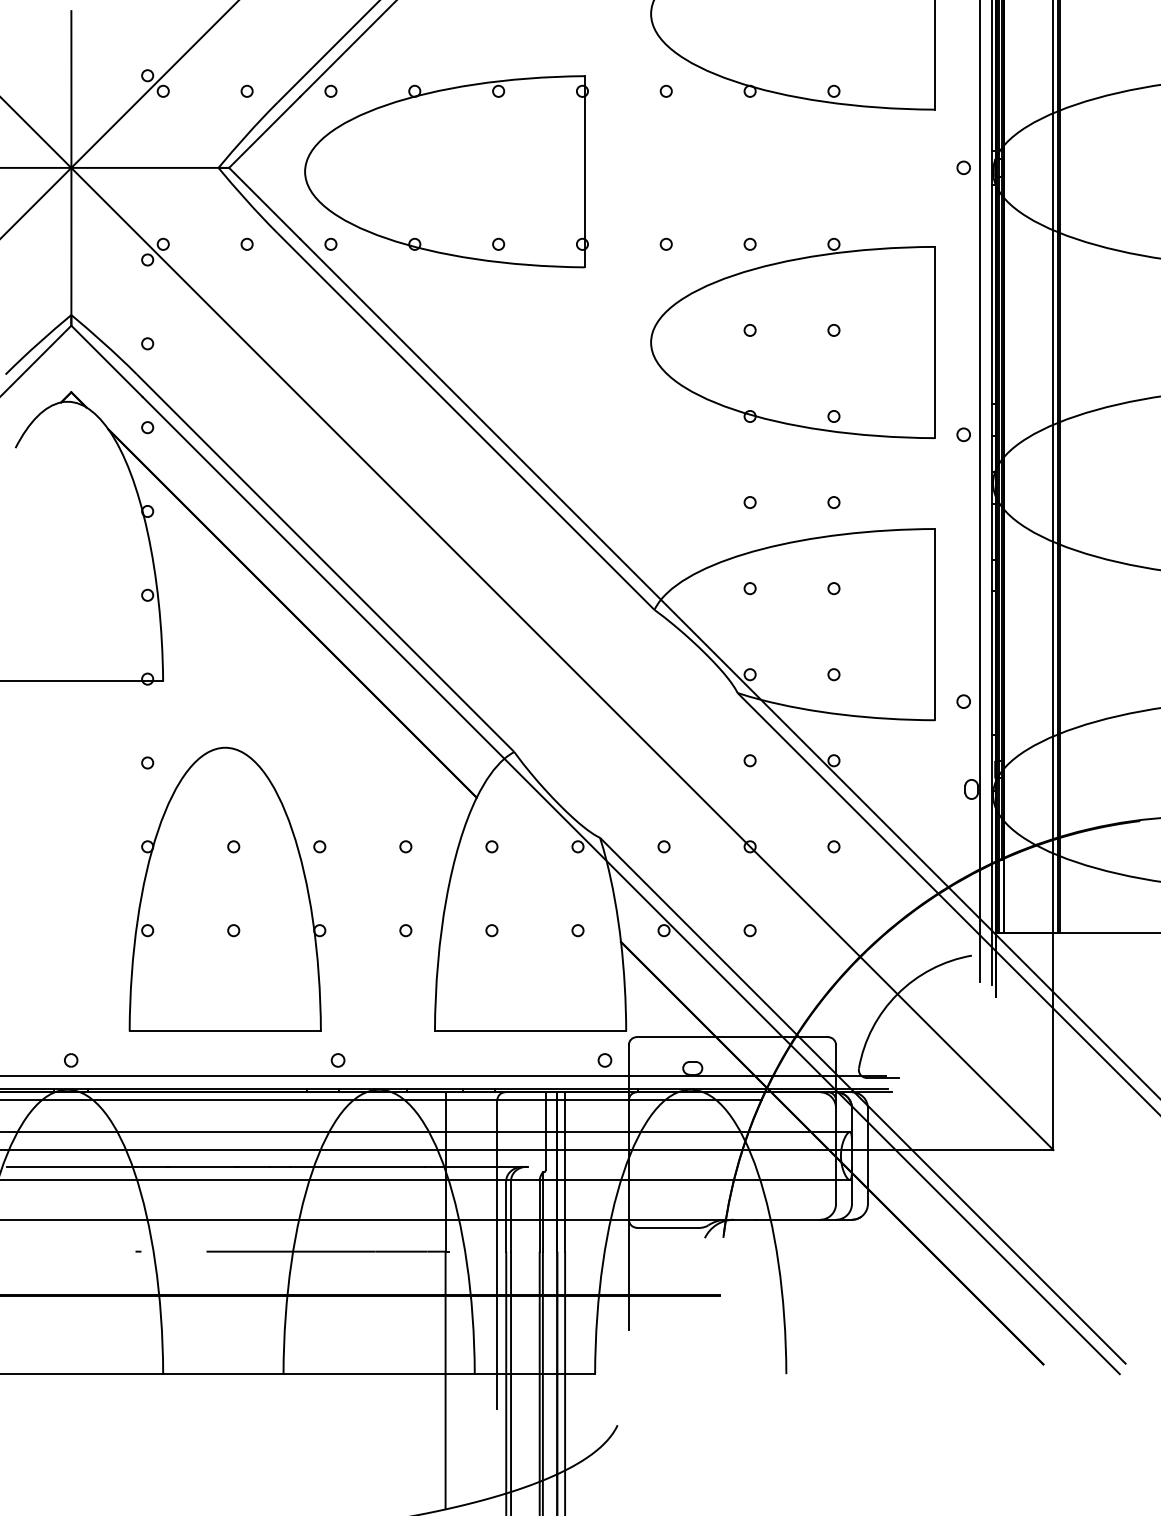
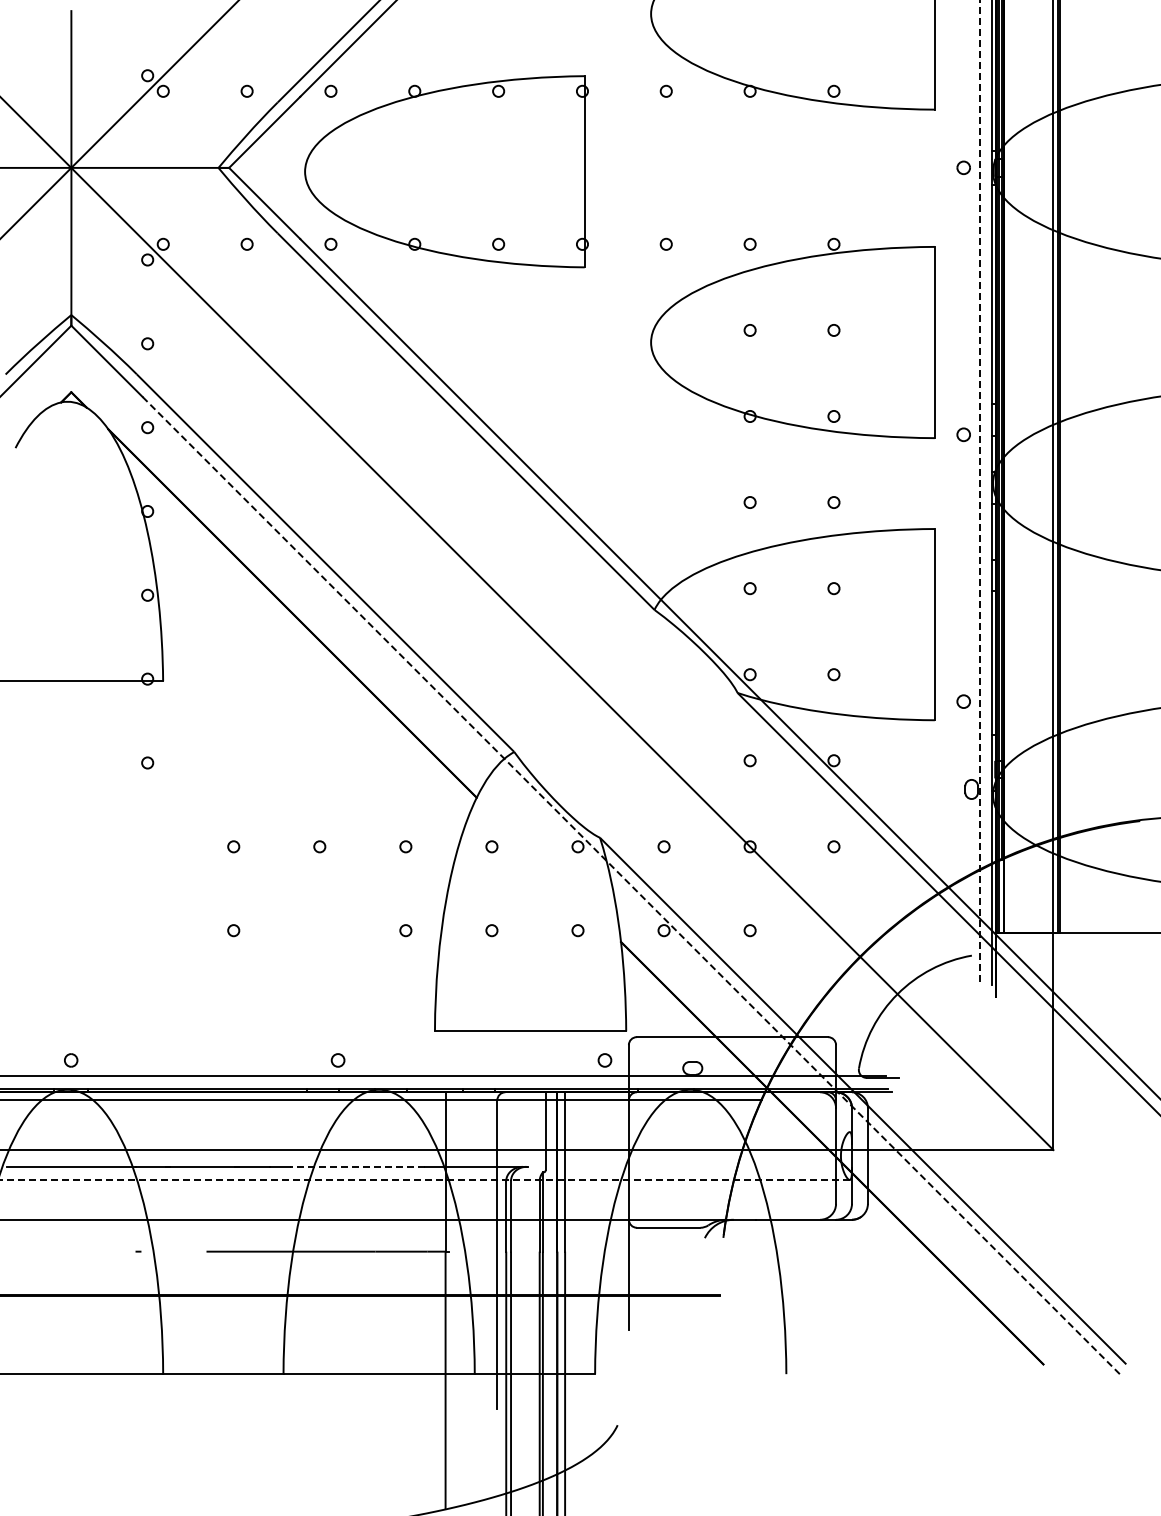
line: solid -> dashed (979, 491)
line: solid -> dashed (630, 885)
part: present -> none (227, 888)
line: present -> none (425, 1132)
line: solid -> dashed (357, 1166)
line: solid -> dashed (424, 1179)
